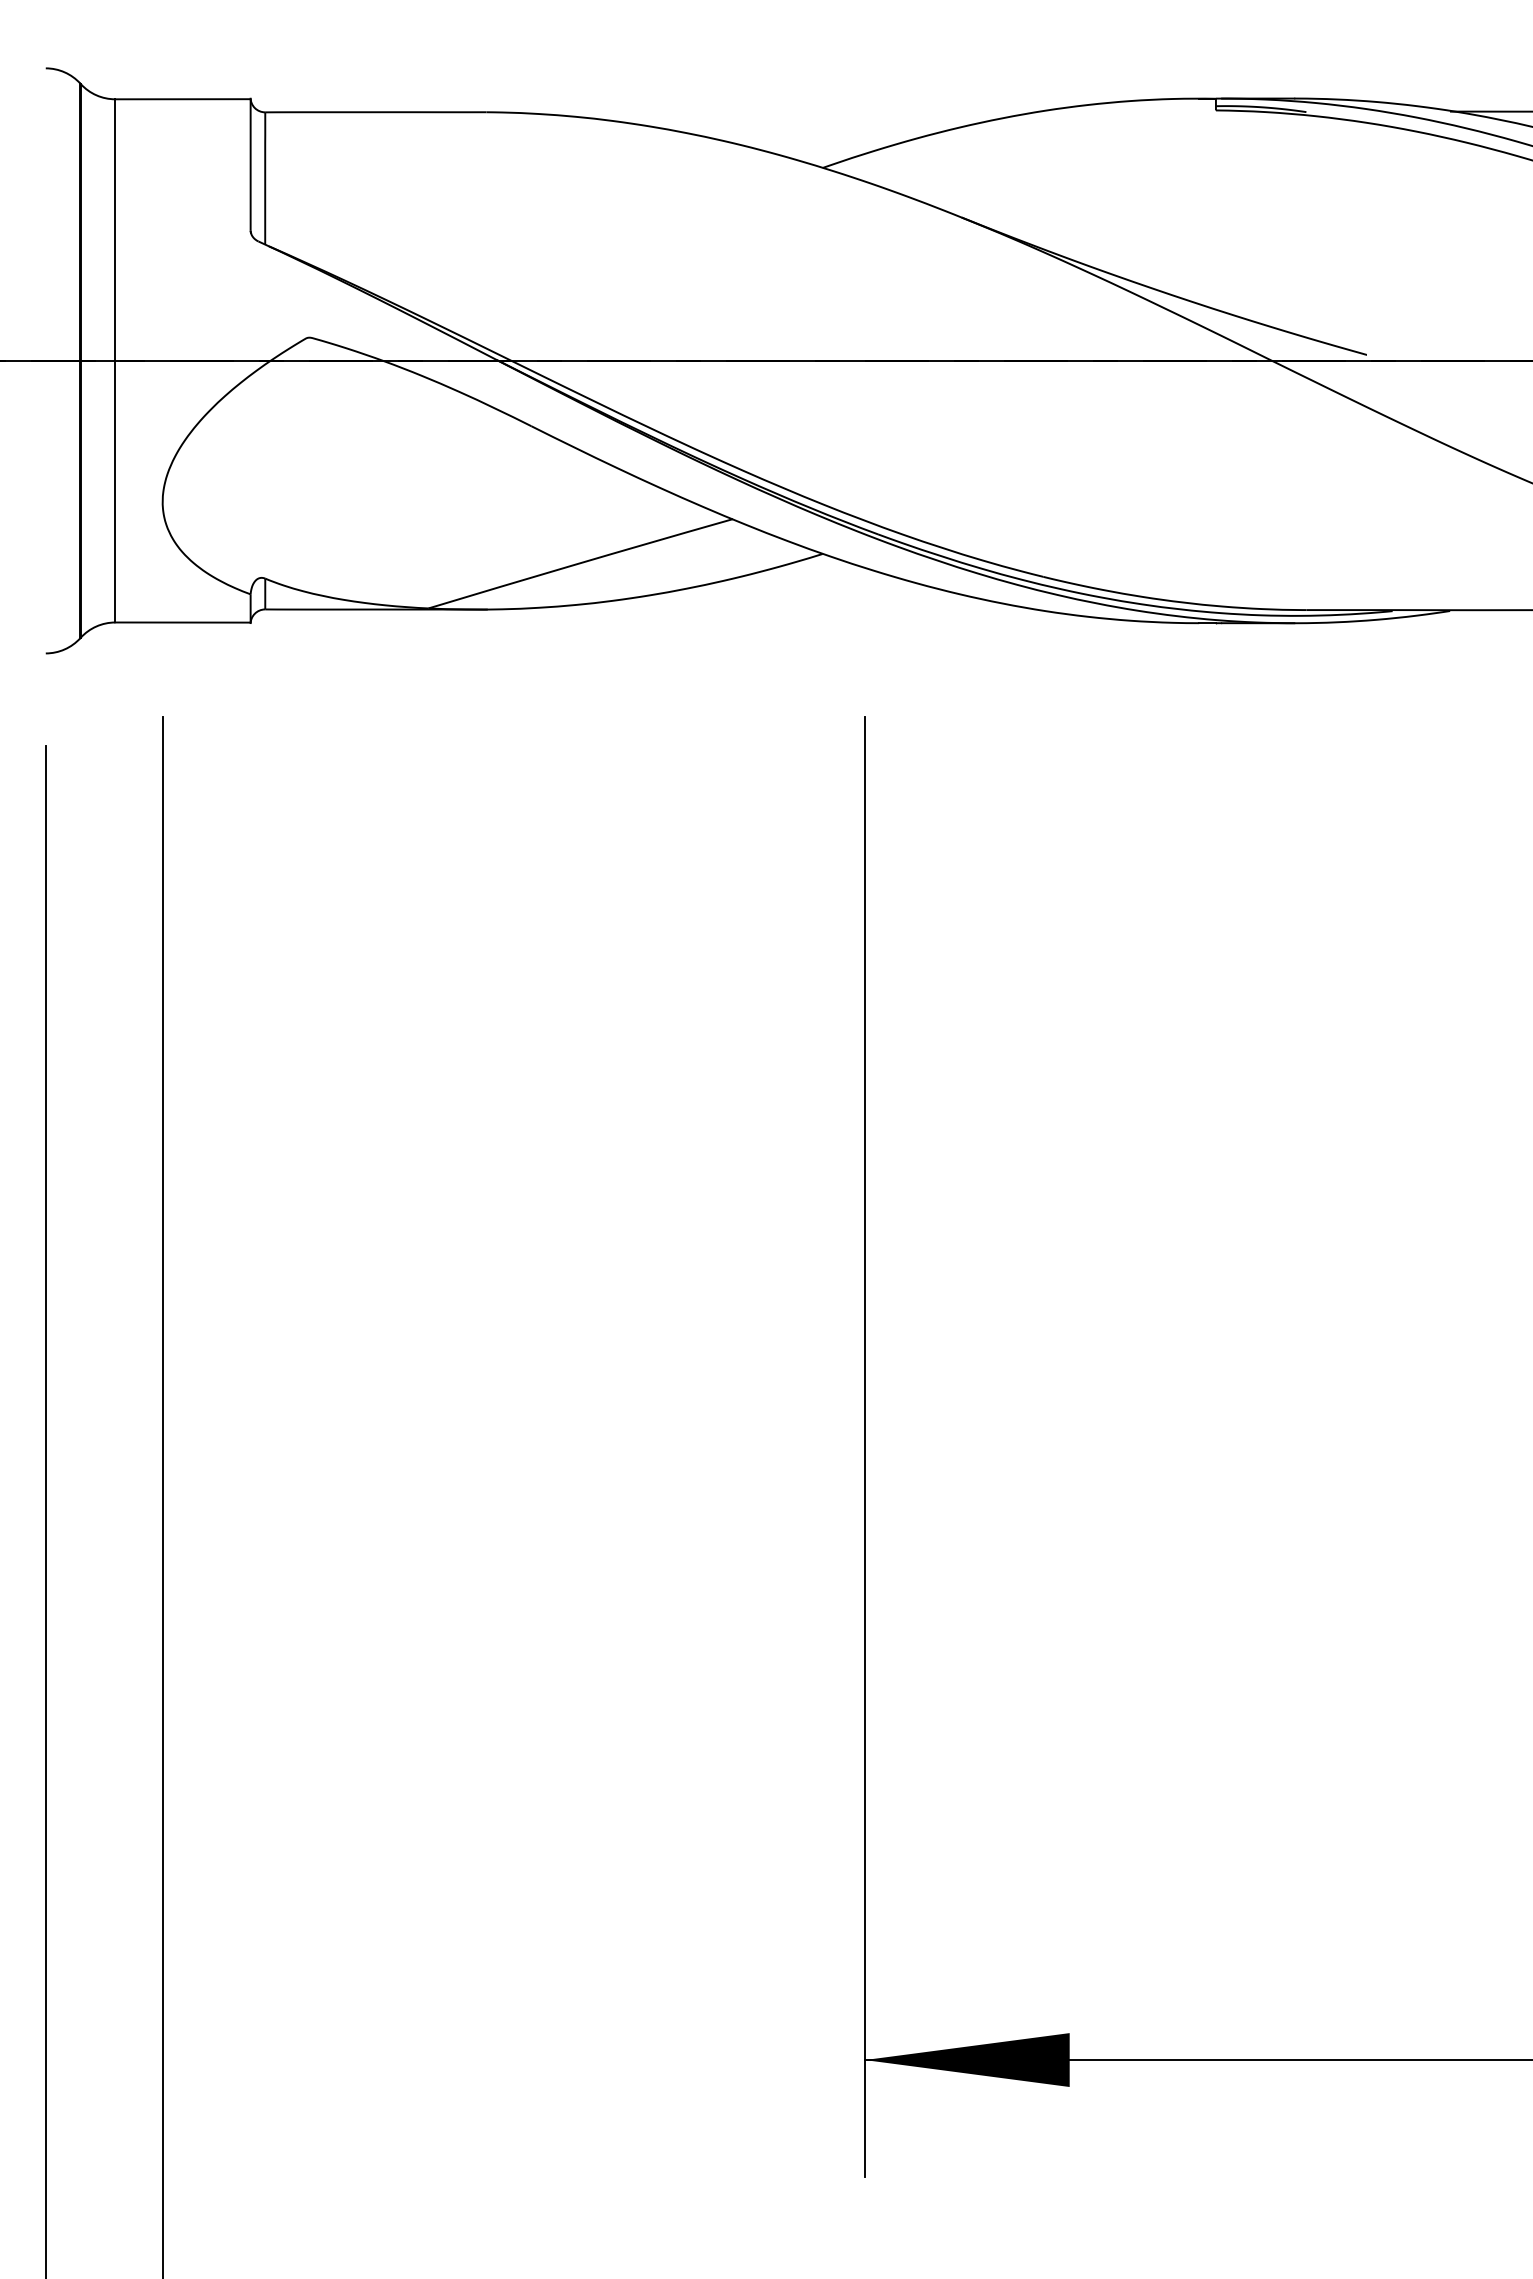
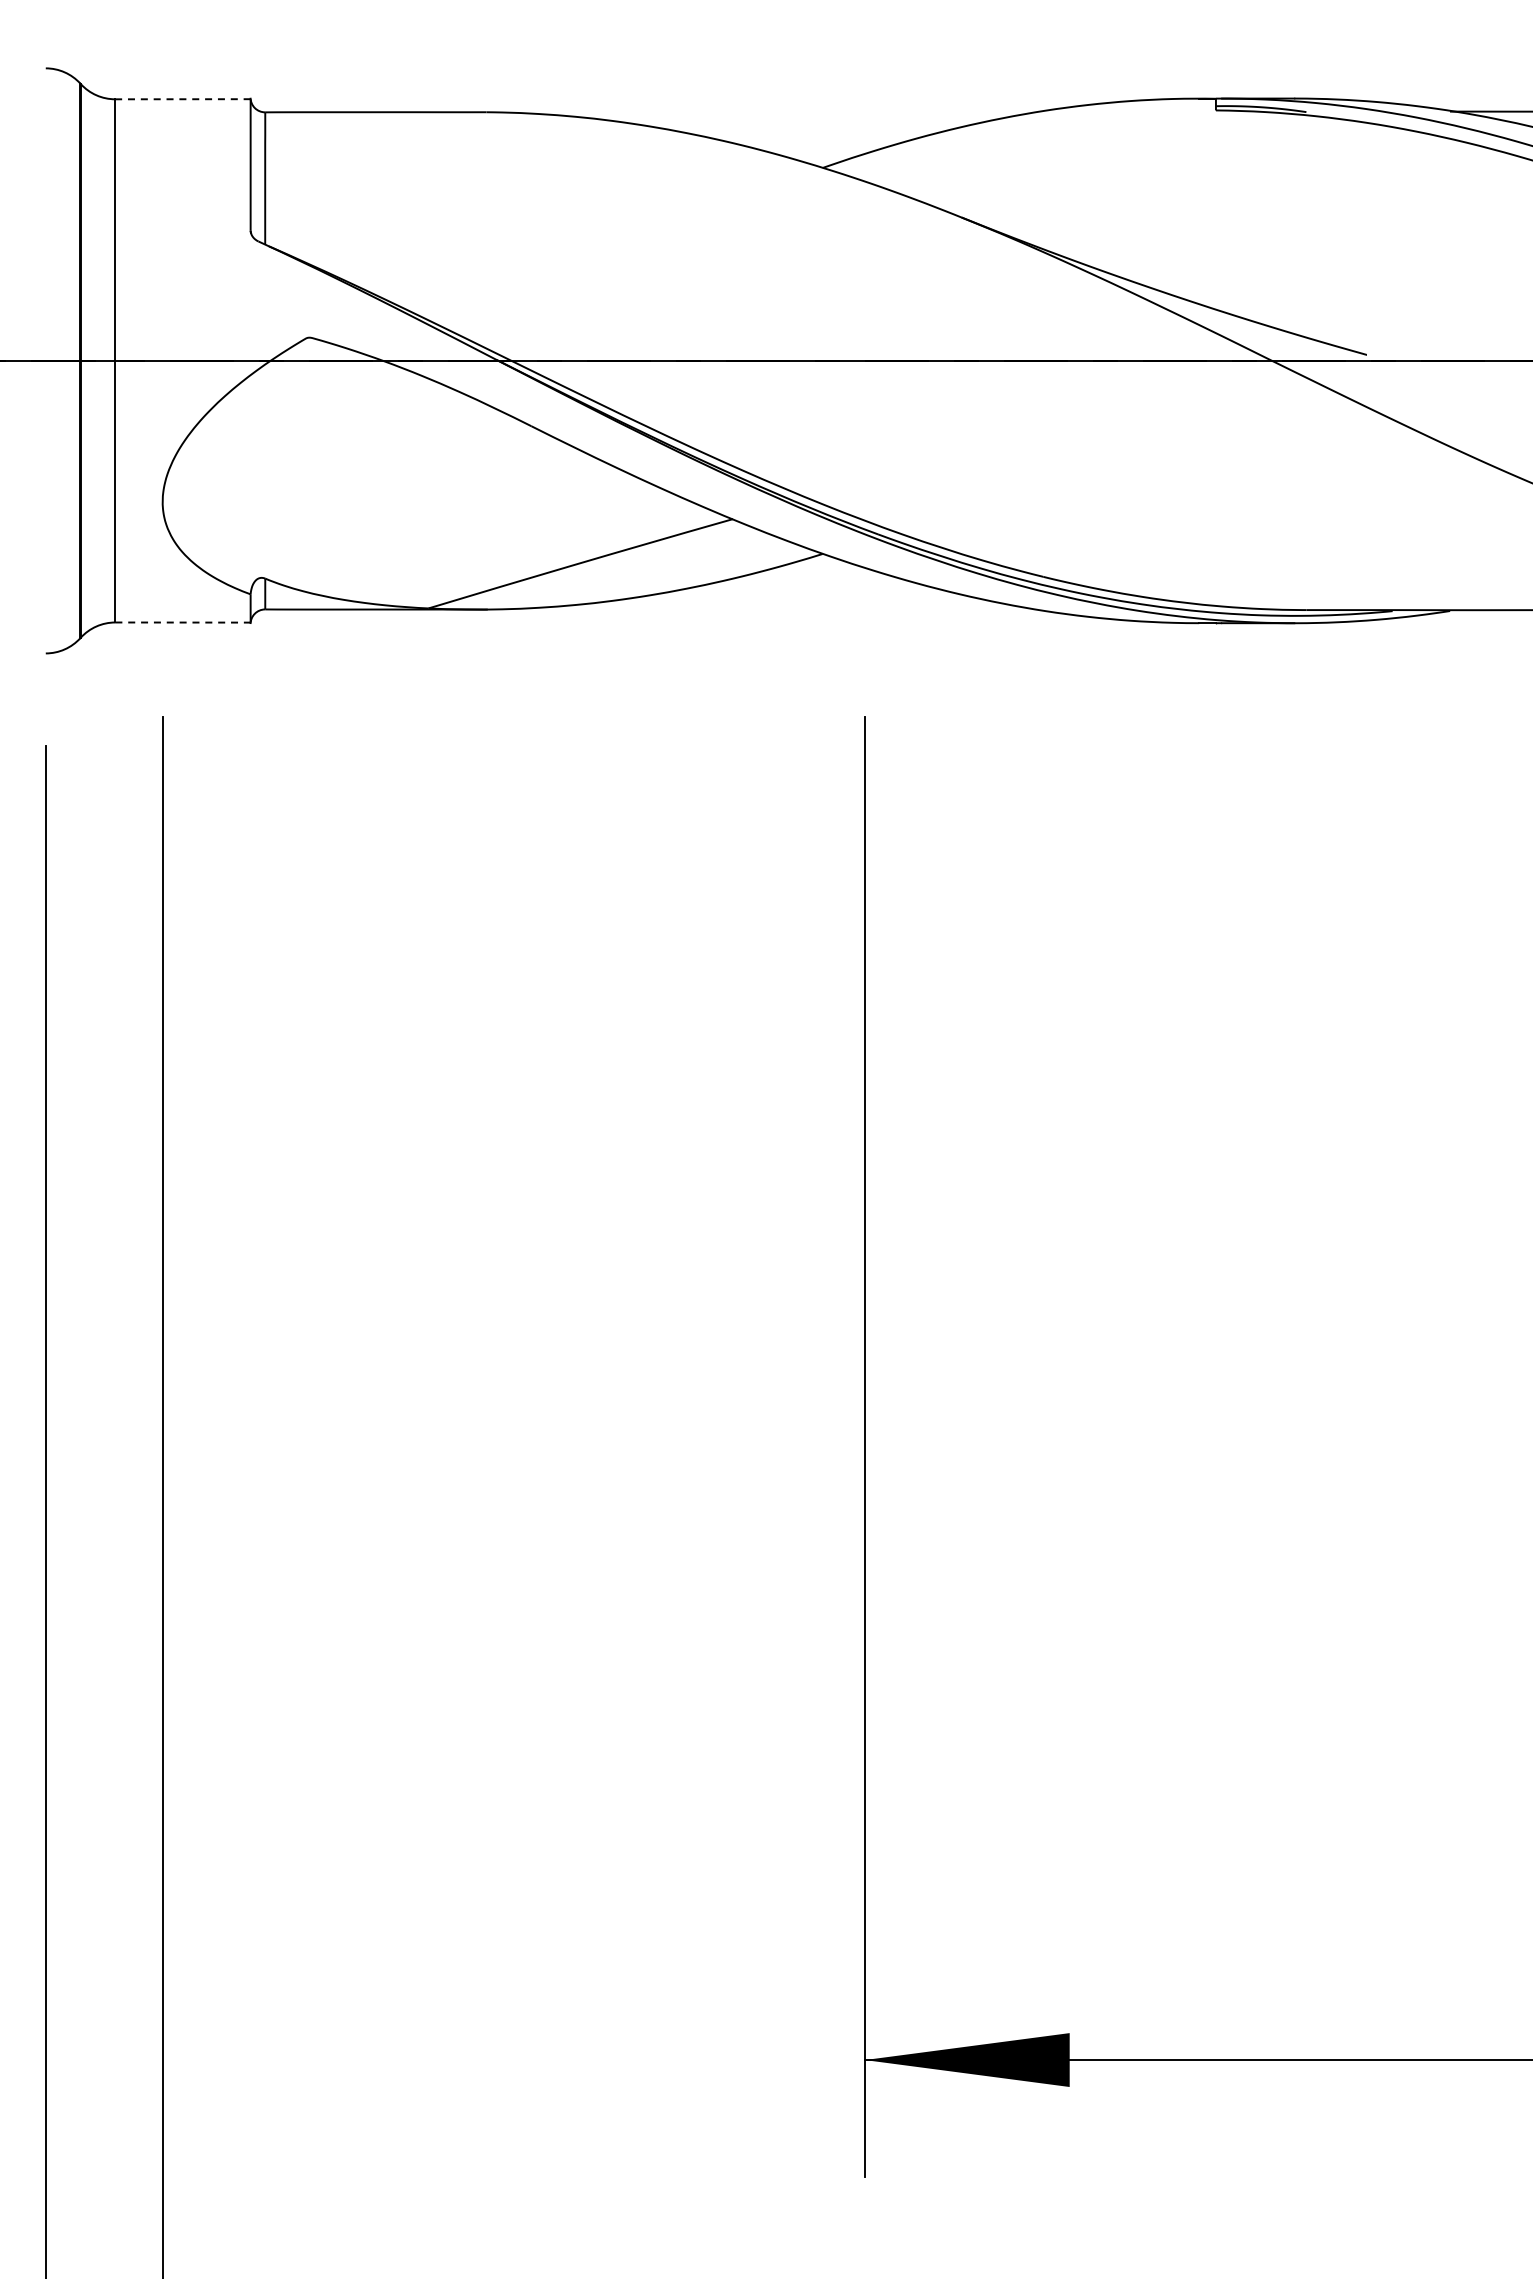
line: solid -> dashed (183, 99)
line: solid -> dashed (183, 622)
